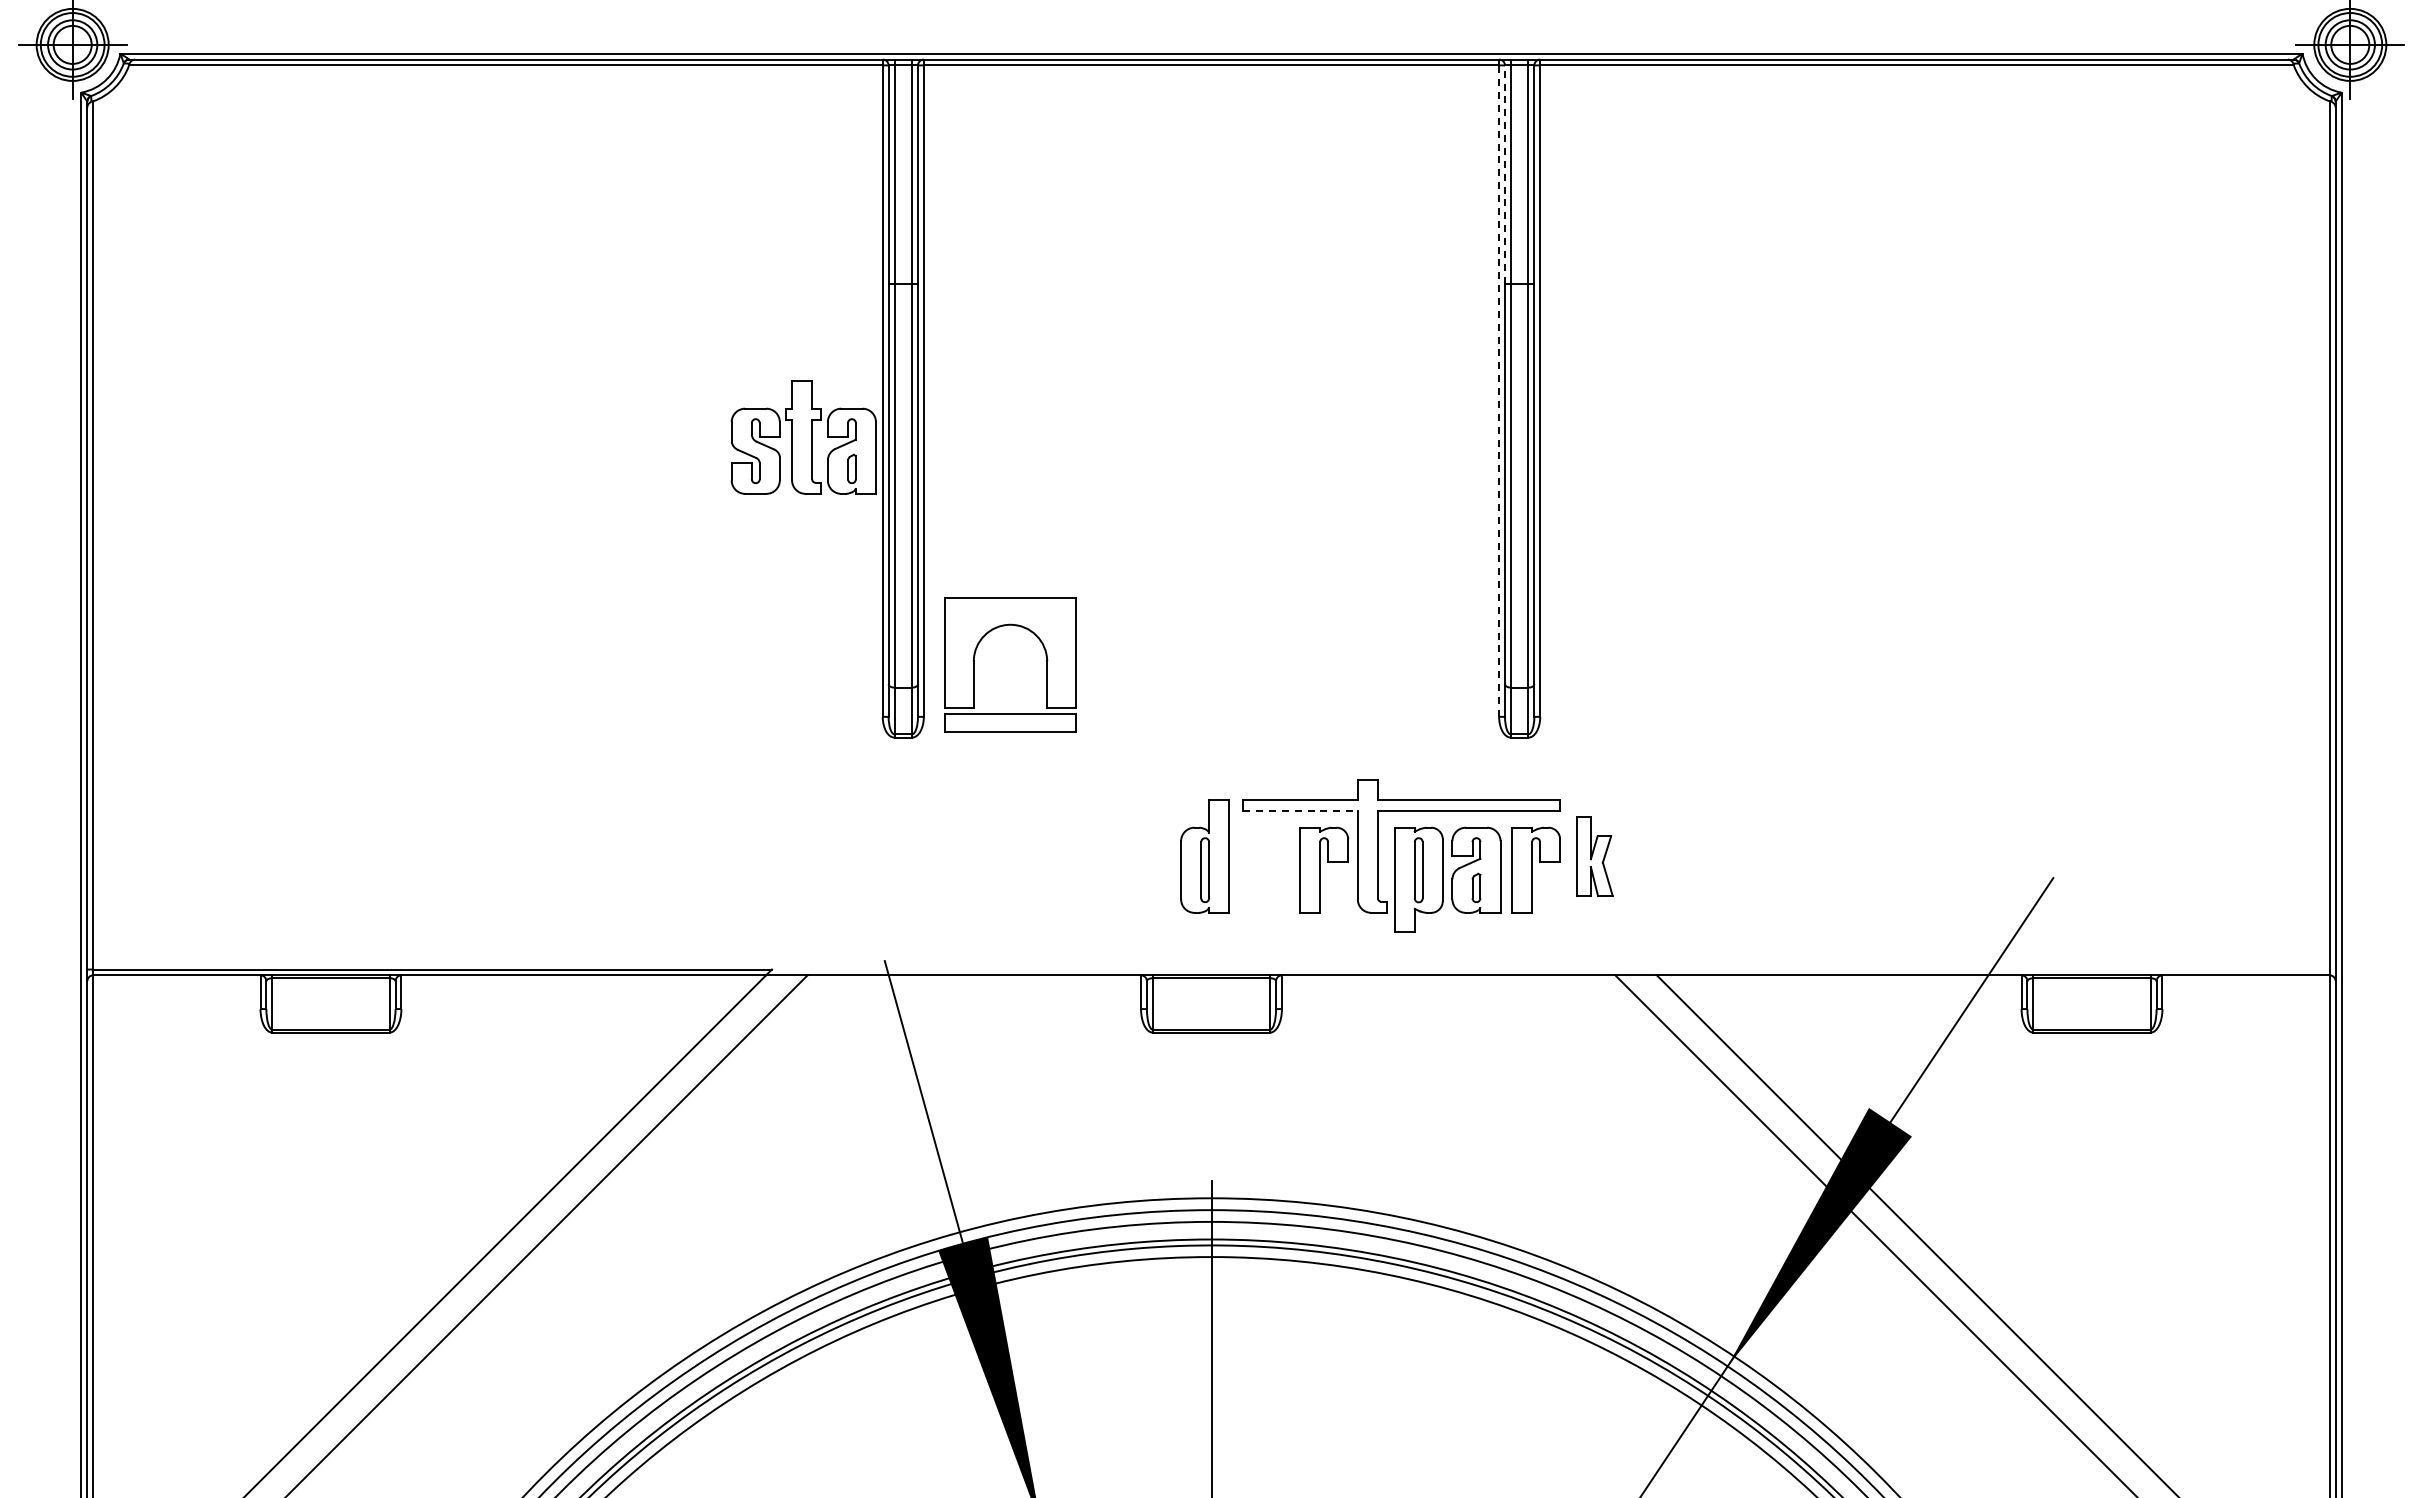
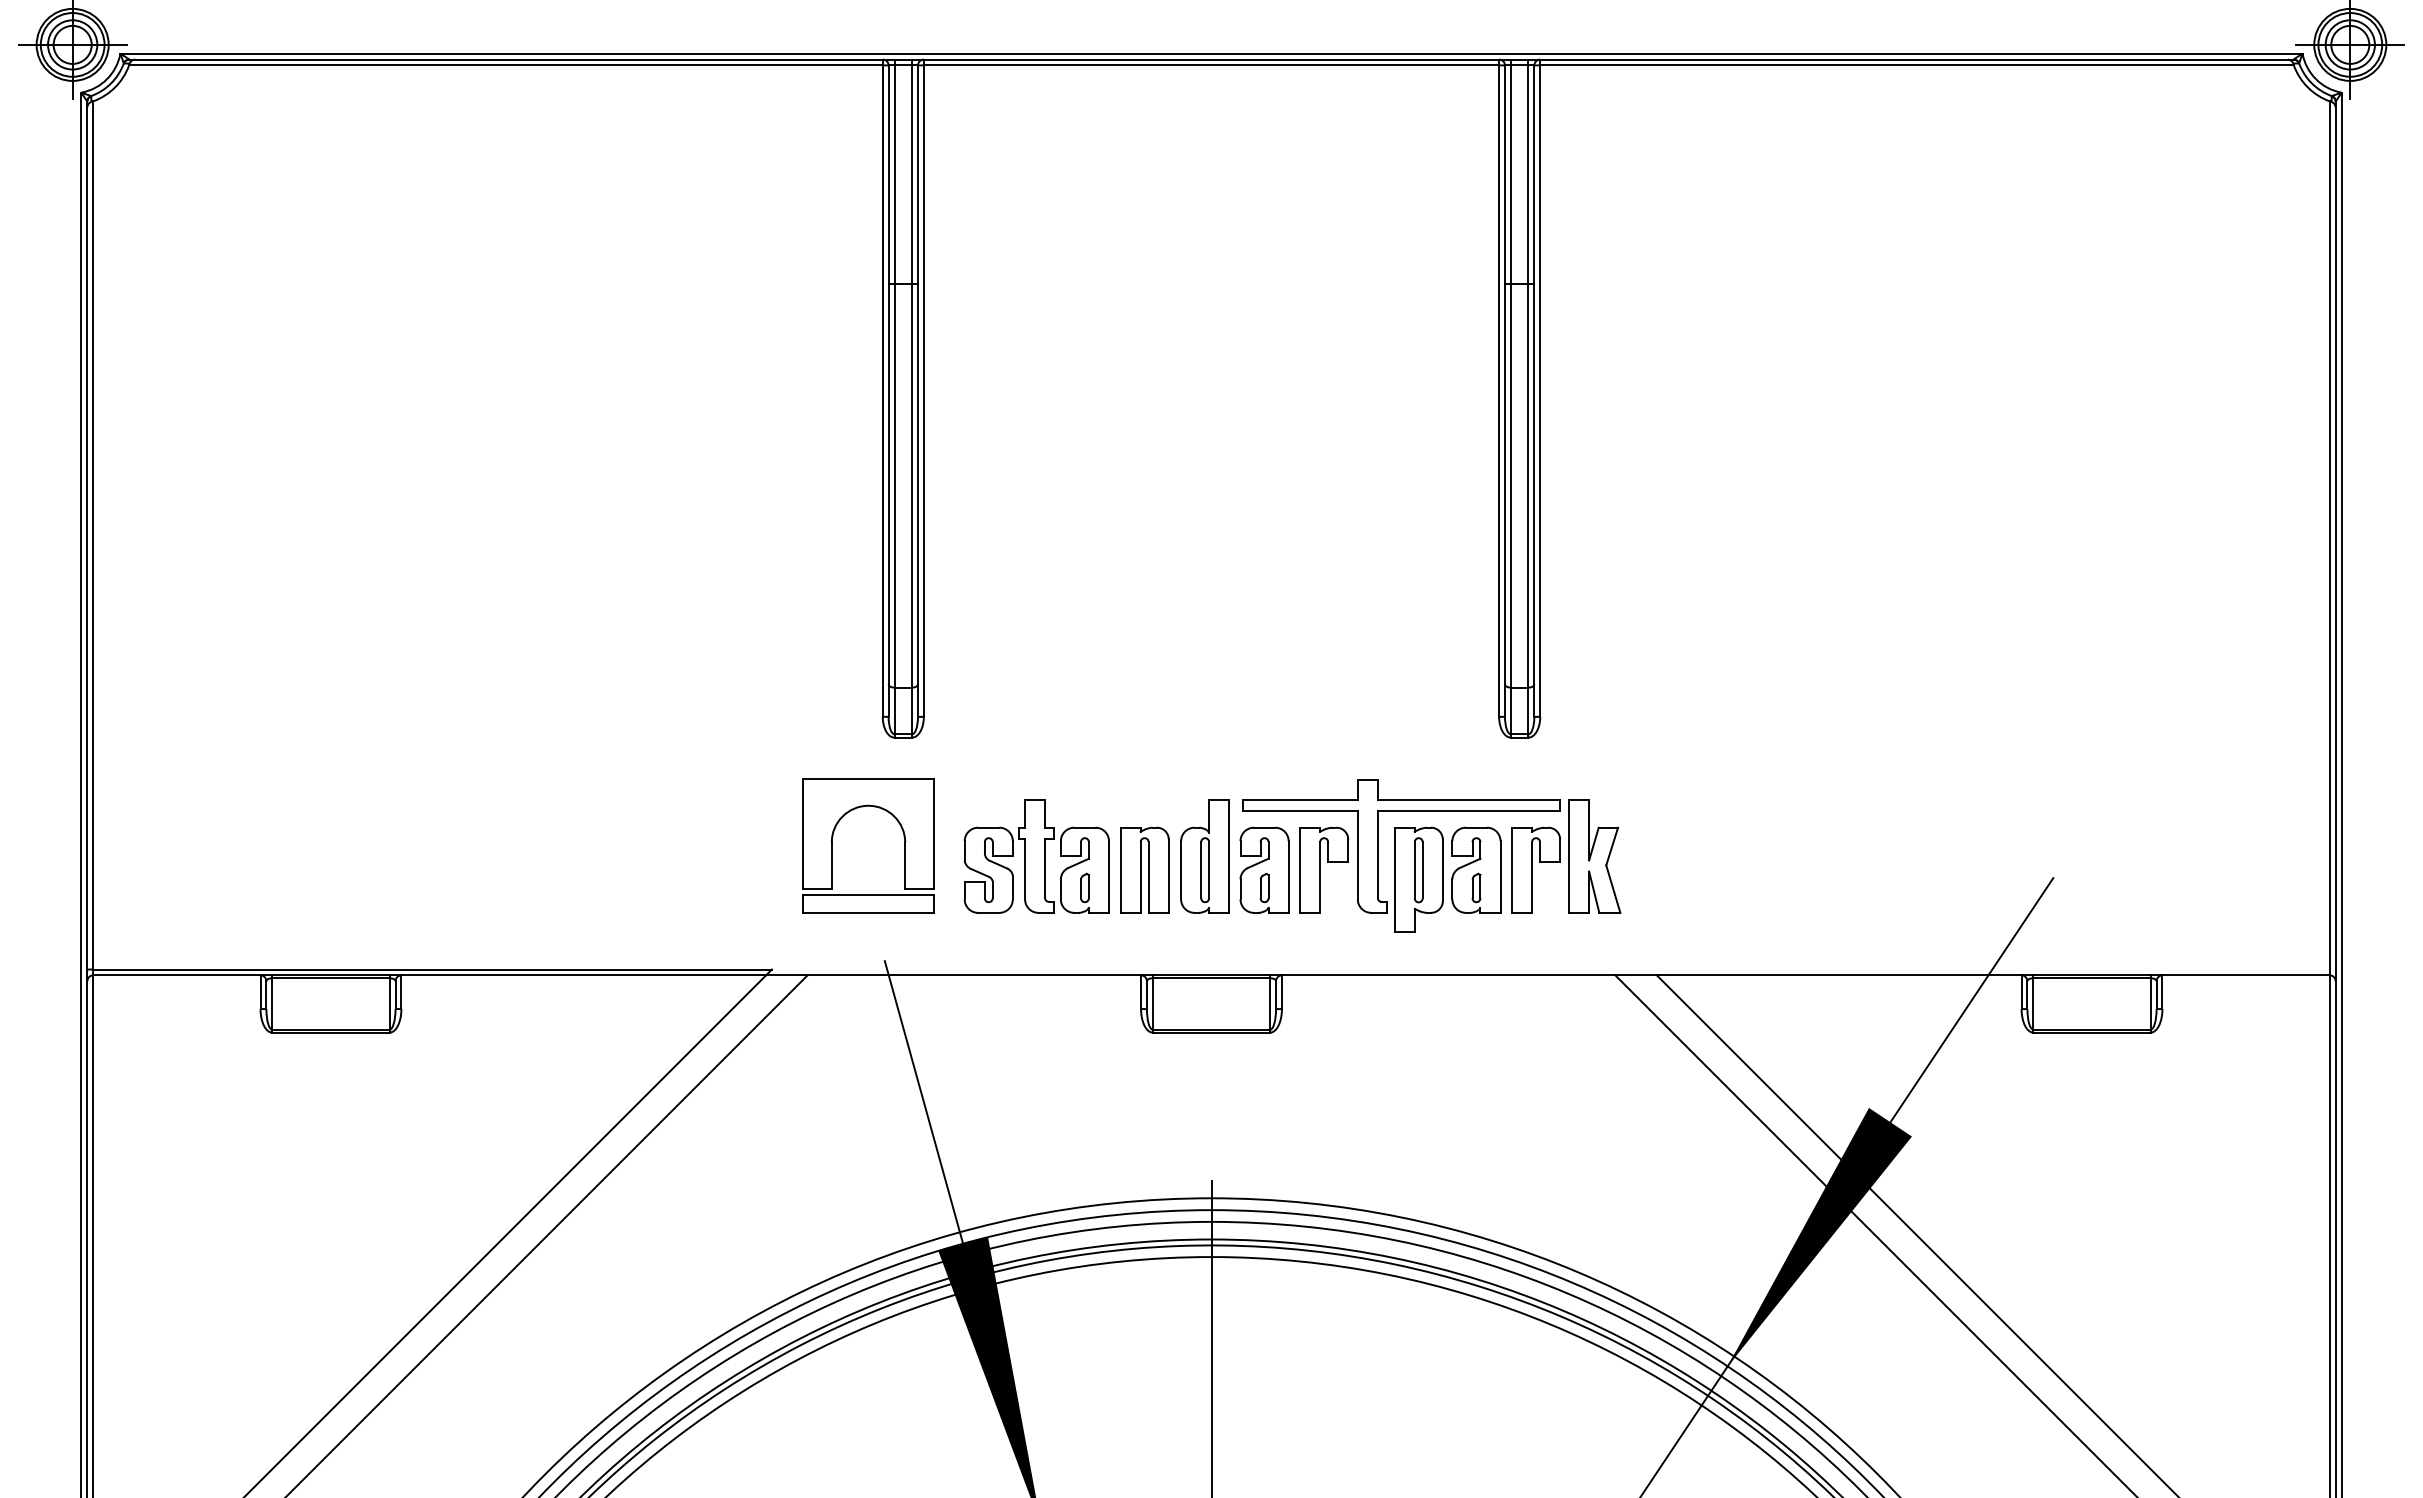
line: dashed -> solid (1505, 174)
line: dashed -> solid (1499, 391)
part position: (803, 437) -> (1036, 856) (1036, 856)
part position: (974, 664) -> (832, 845) (832, 845)
line: dashed -> solid (1301, 810)
part size: 38x81 px -> 54x115 px (1594, 856)
part: none -> present (1144, 869)
part: none -> present (1264, 869)
